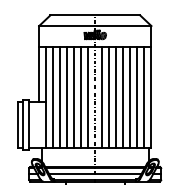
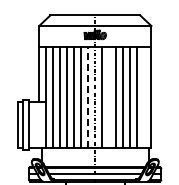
line: solid -> dashed (88, 97)
line: present -> none (109, 97)
line: present -> none (144, 97)
